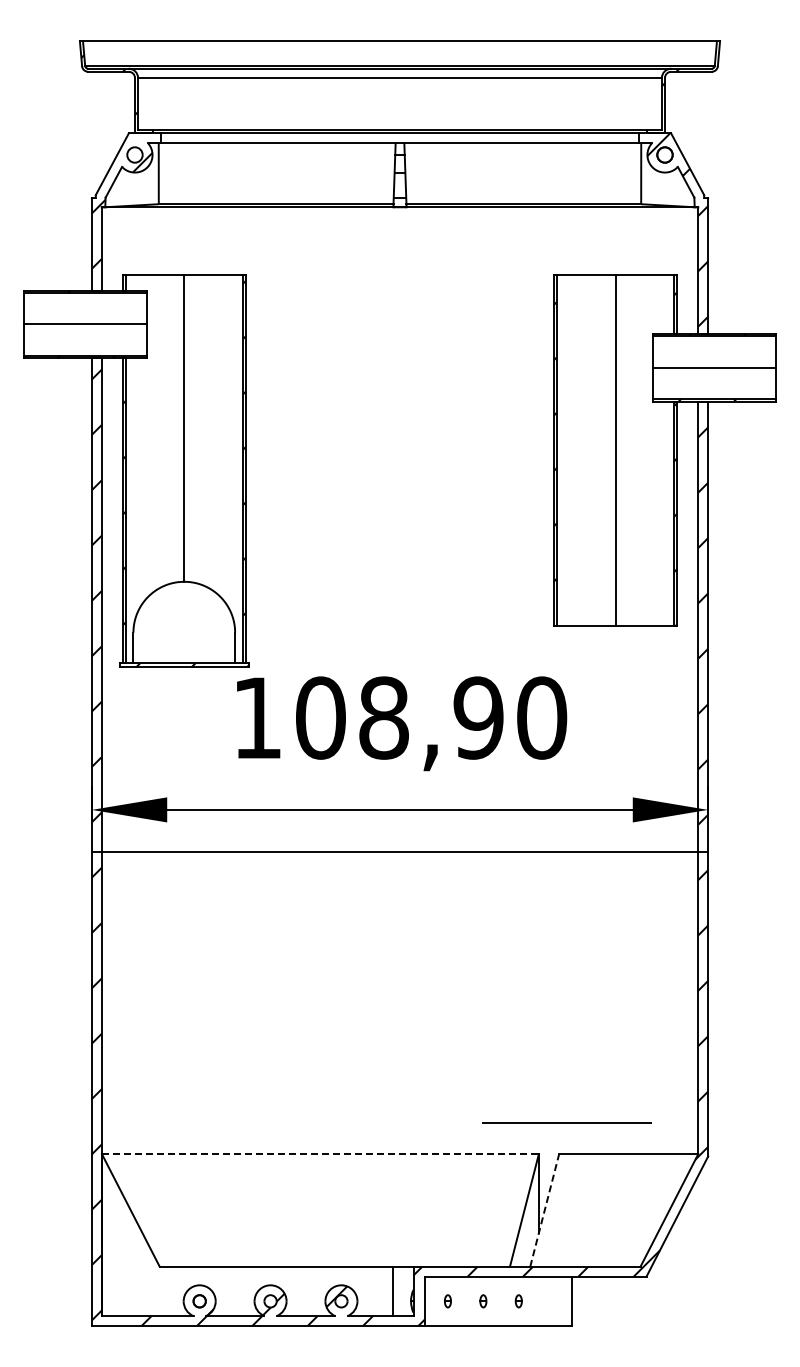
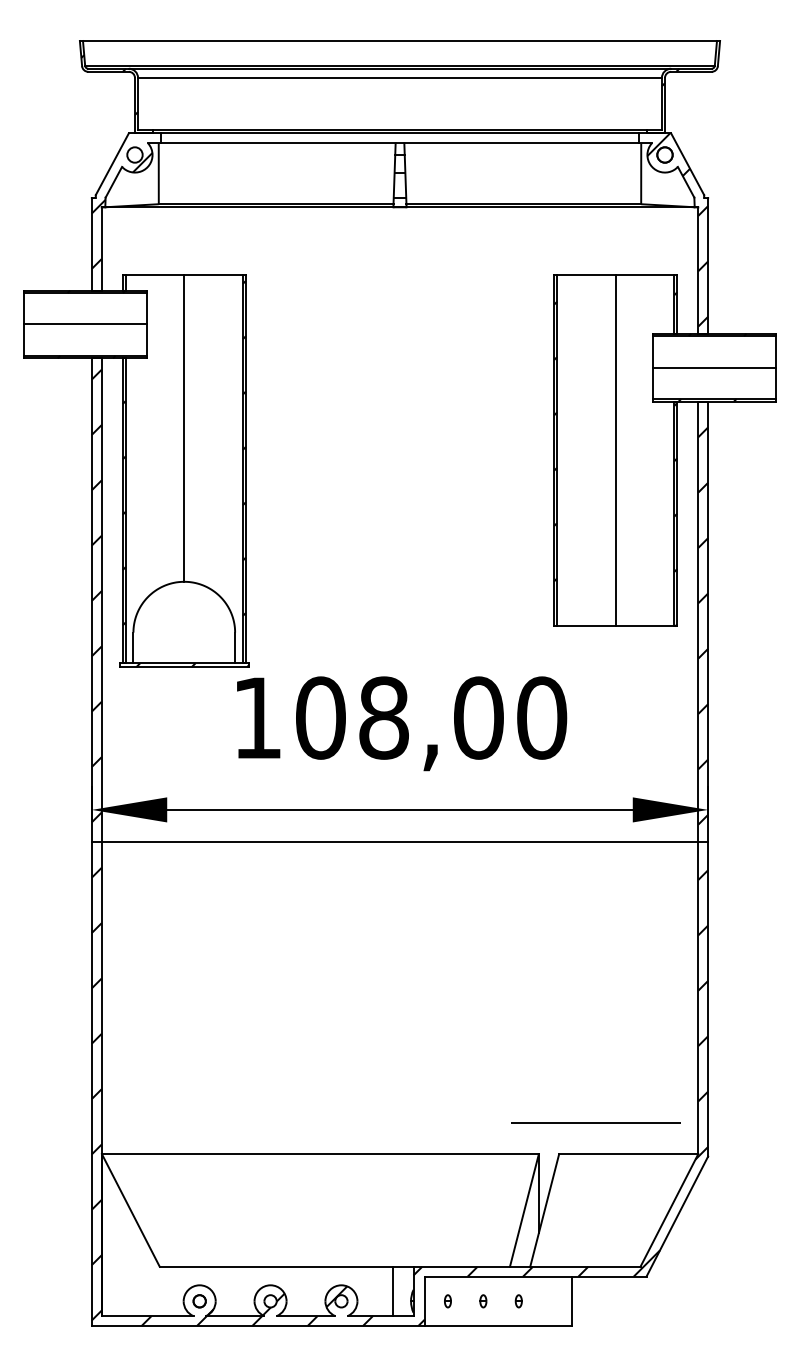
text: 108,90 -> 108,00 (478, 717)
line position: (399, 852) -> (399, 842) (399, 842)
line position: (566, 1122) -> (595, 1122) (595, 1122)
line: dashed -> solid (320, 1154)
line: dashed -> solid (544, 1209)
